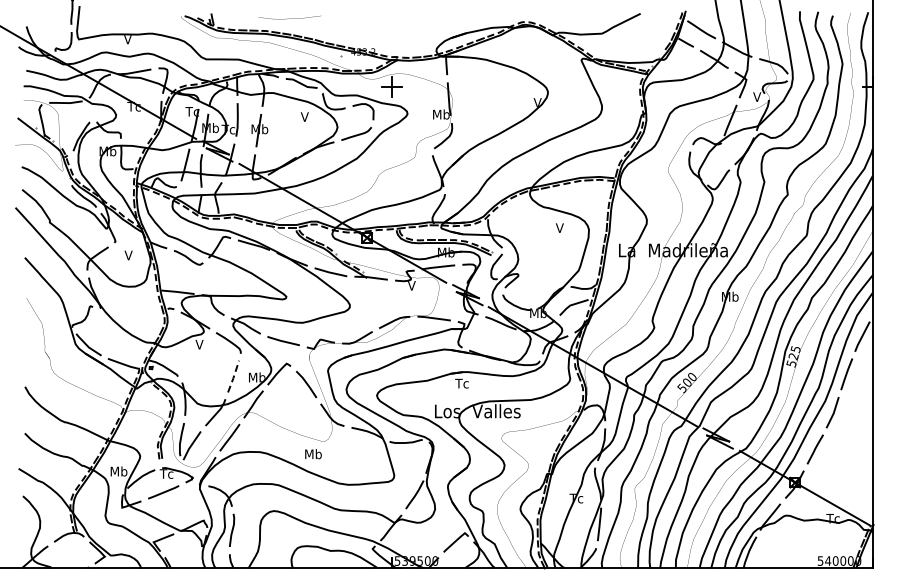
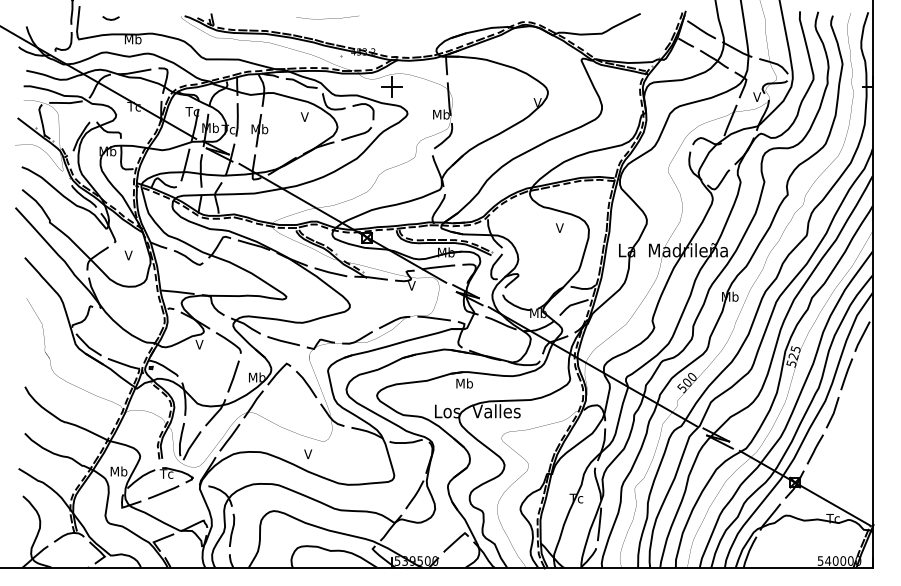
line: none -> present (110, 18)
line position: (289, 18) -> (327, 18) (327, 18)
text: V -> Mb (132, 39)
line: dashed -> solid (233, 376)
text: Tc -> Mb (463, 383)
text: Mb -> V (312, 454)
